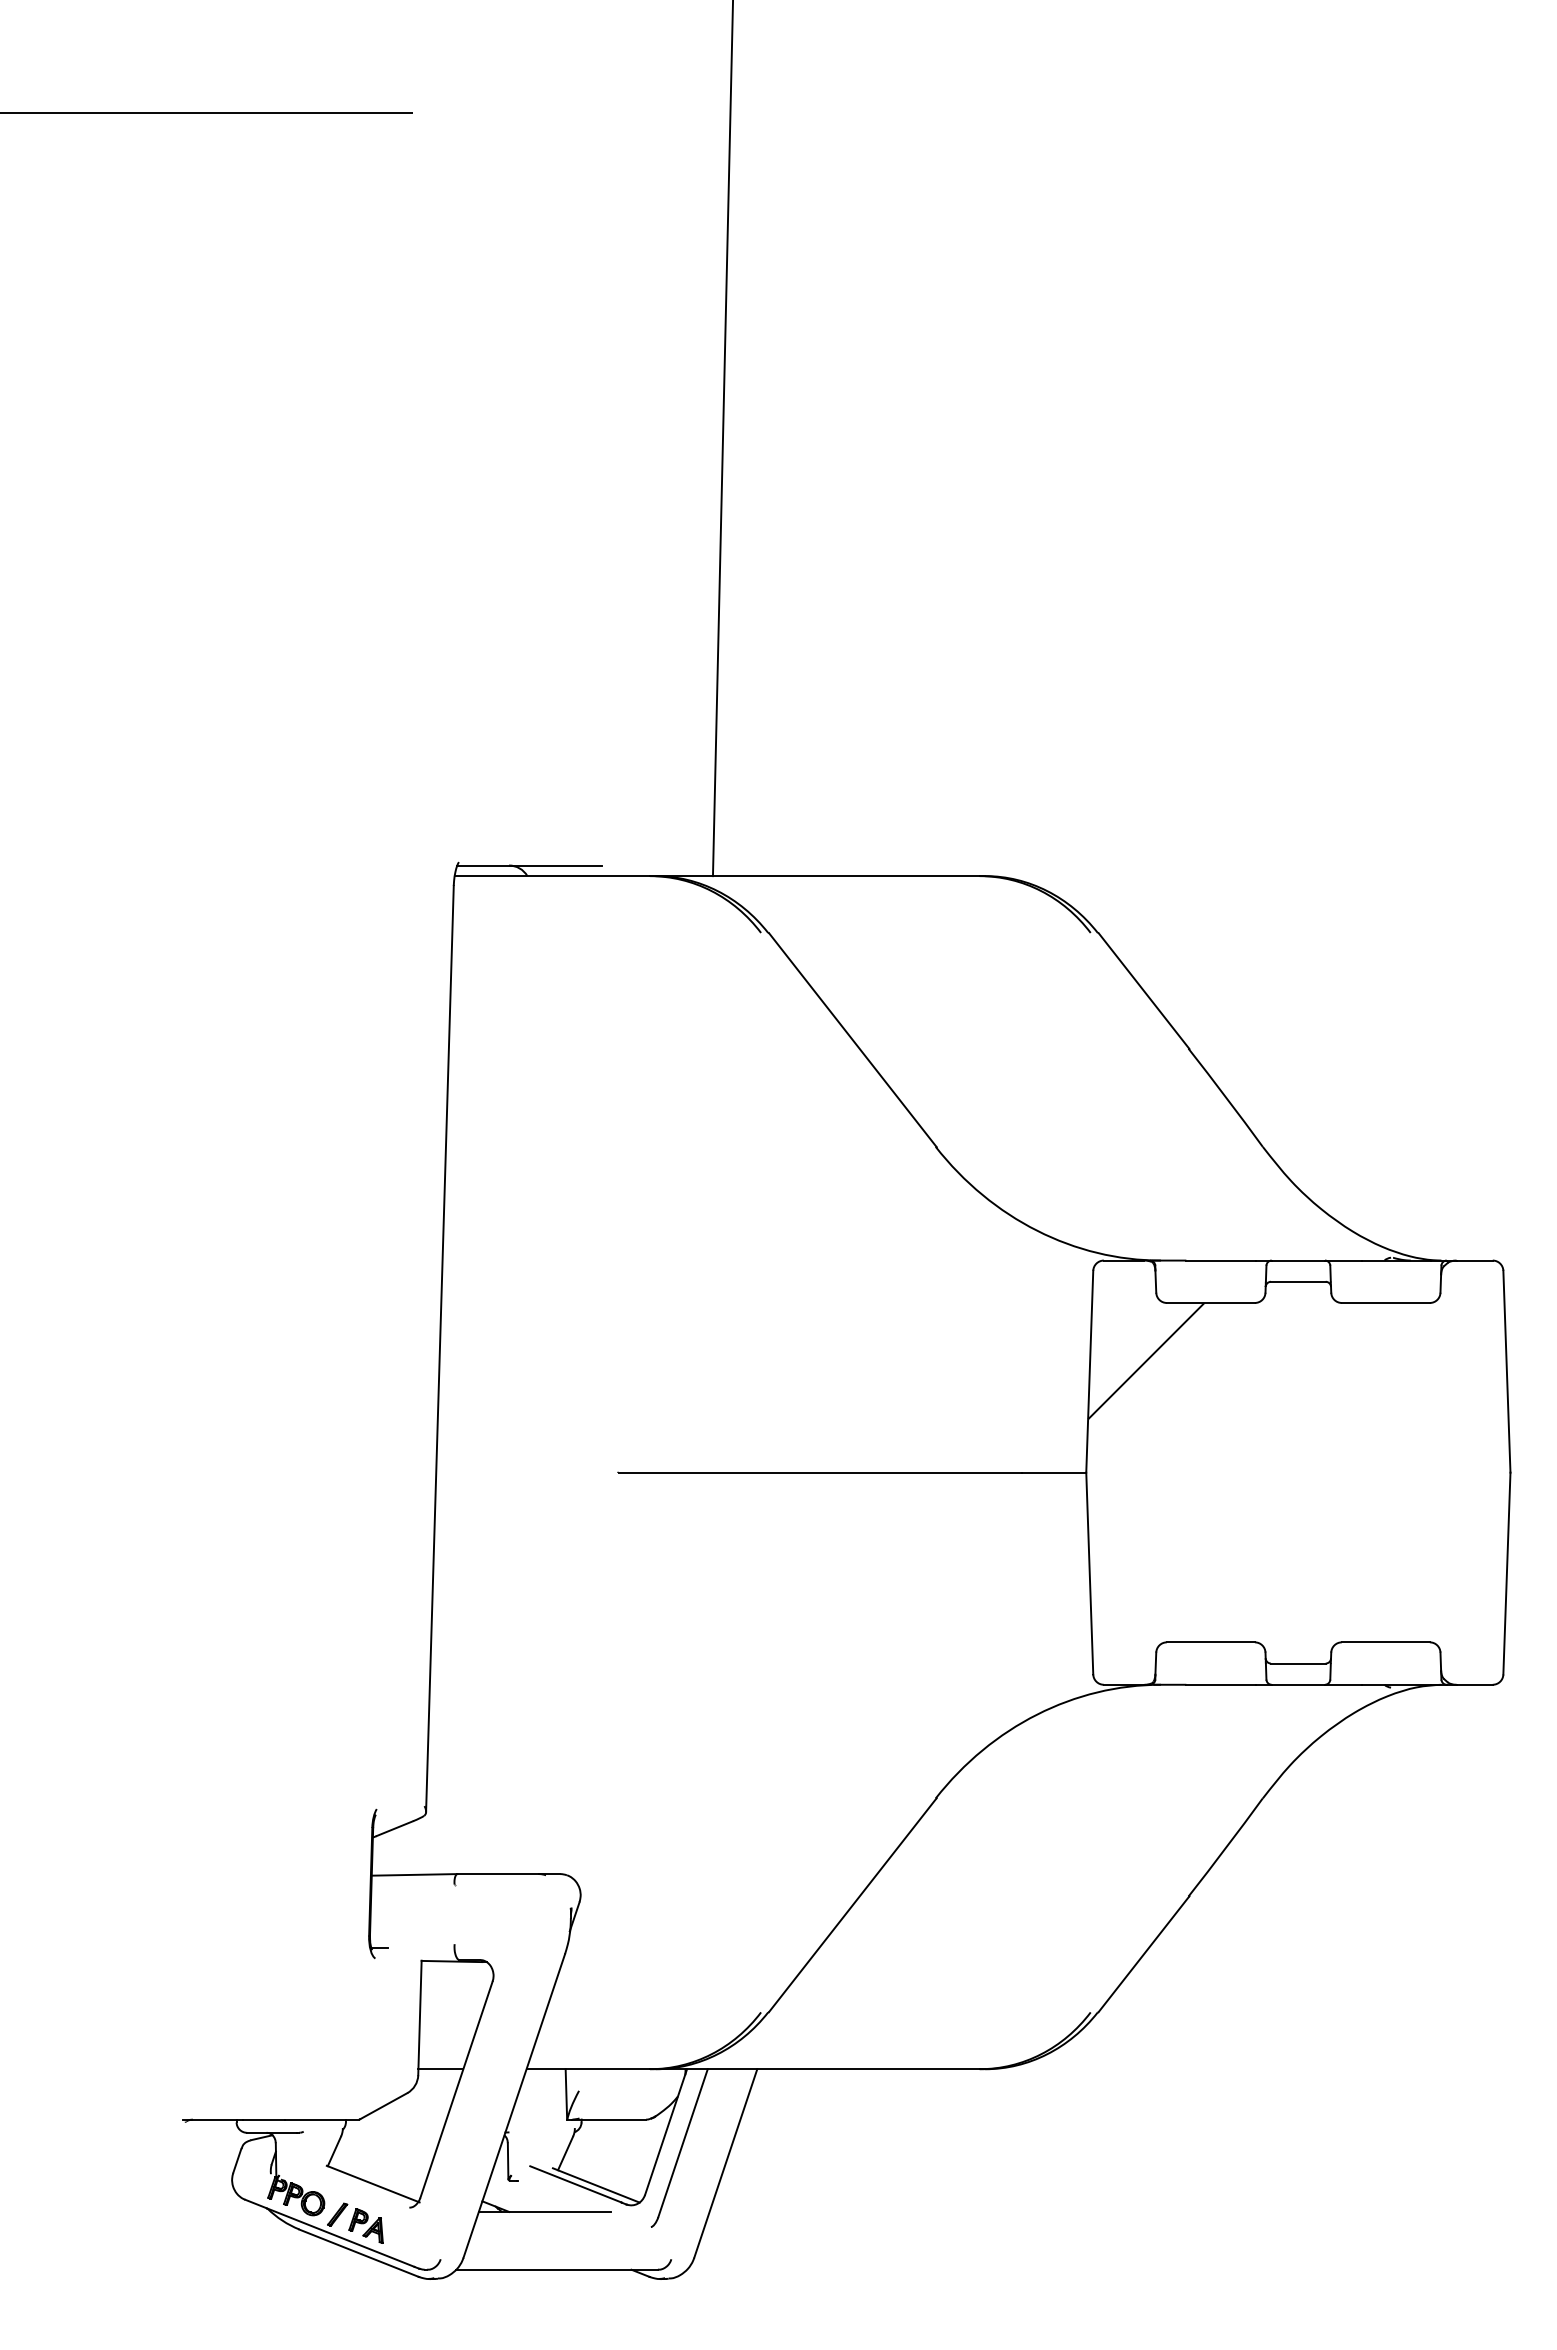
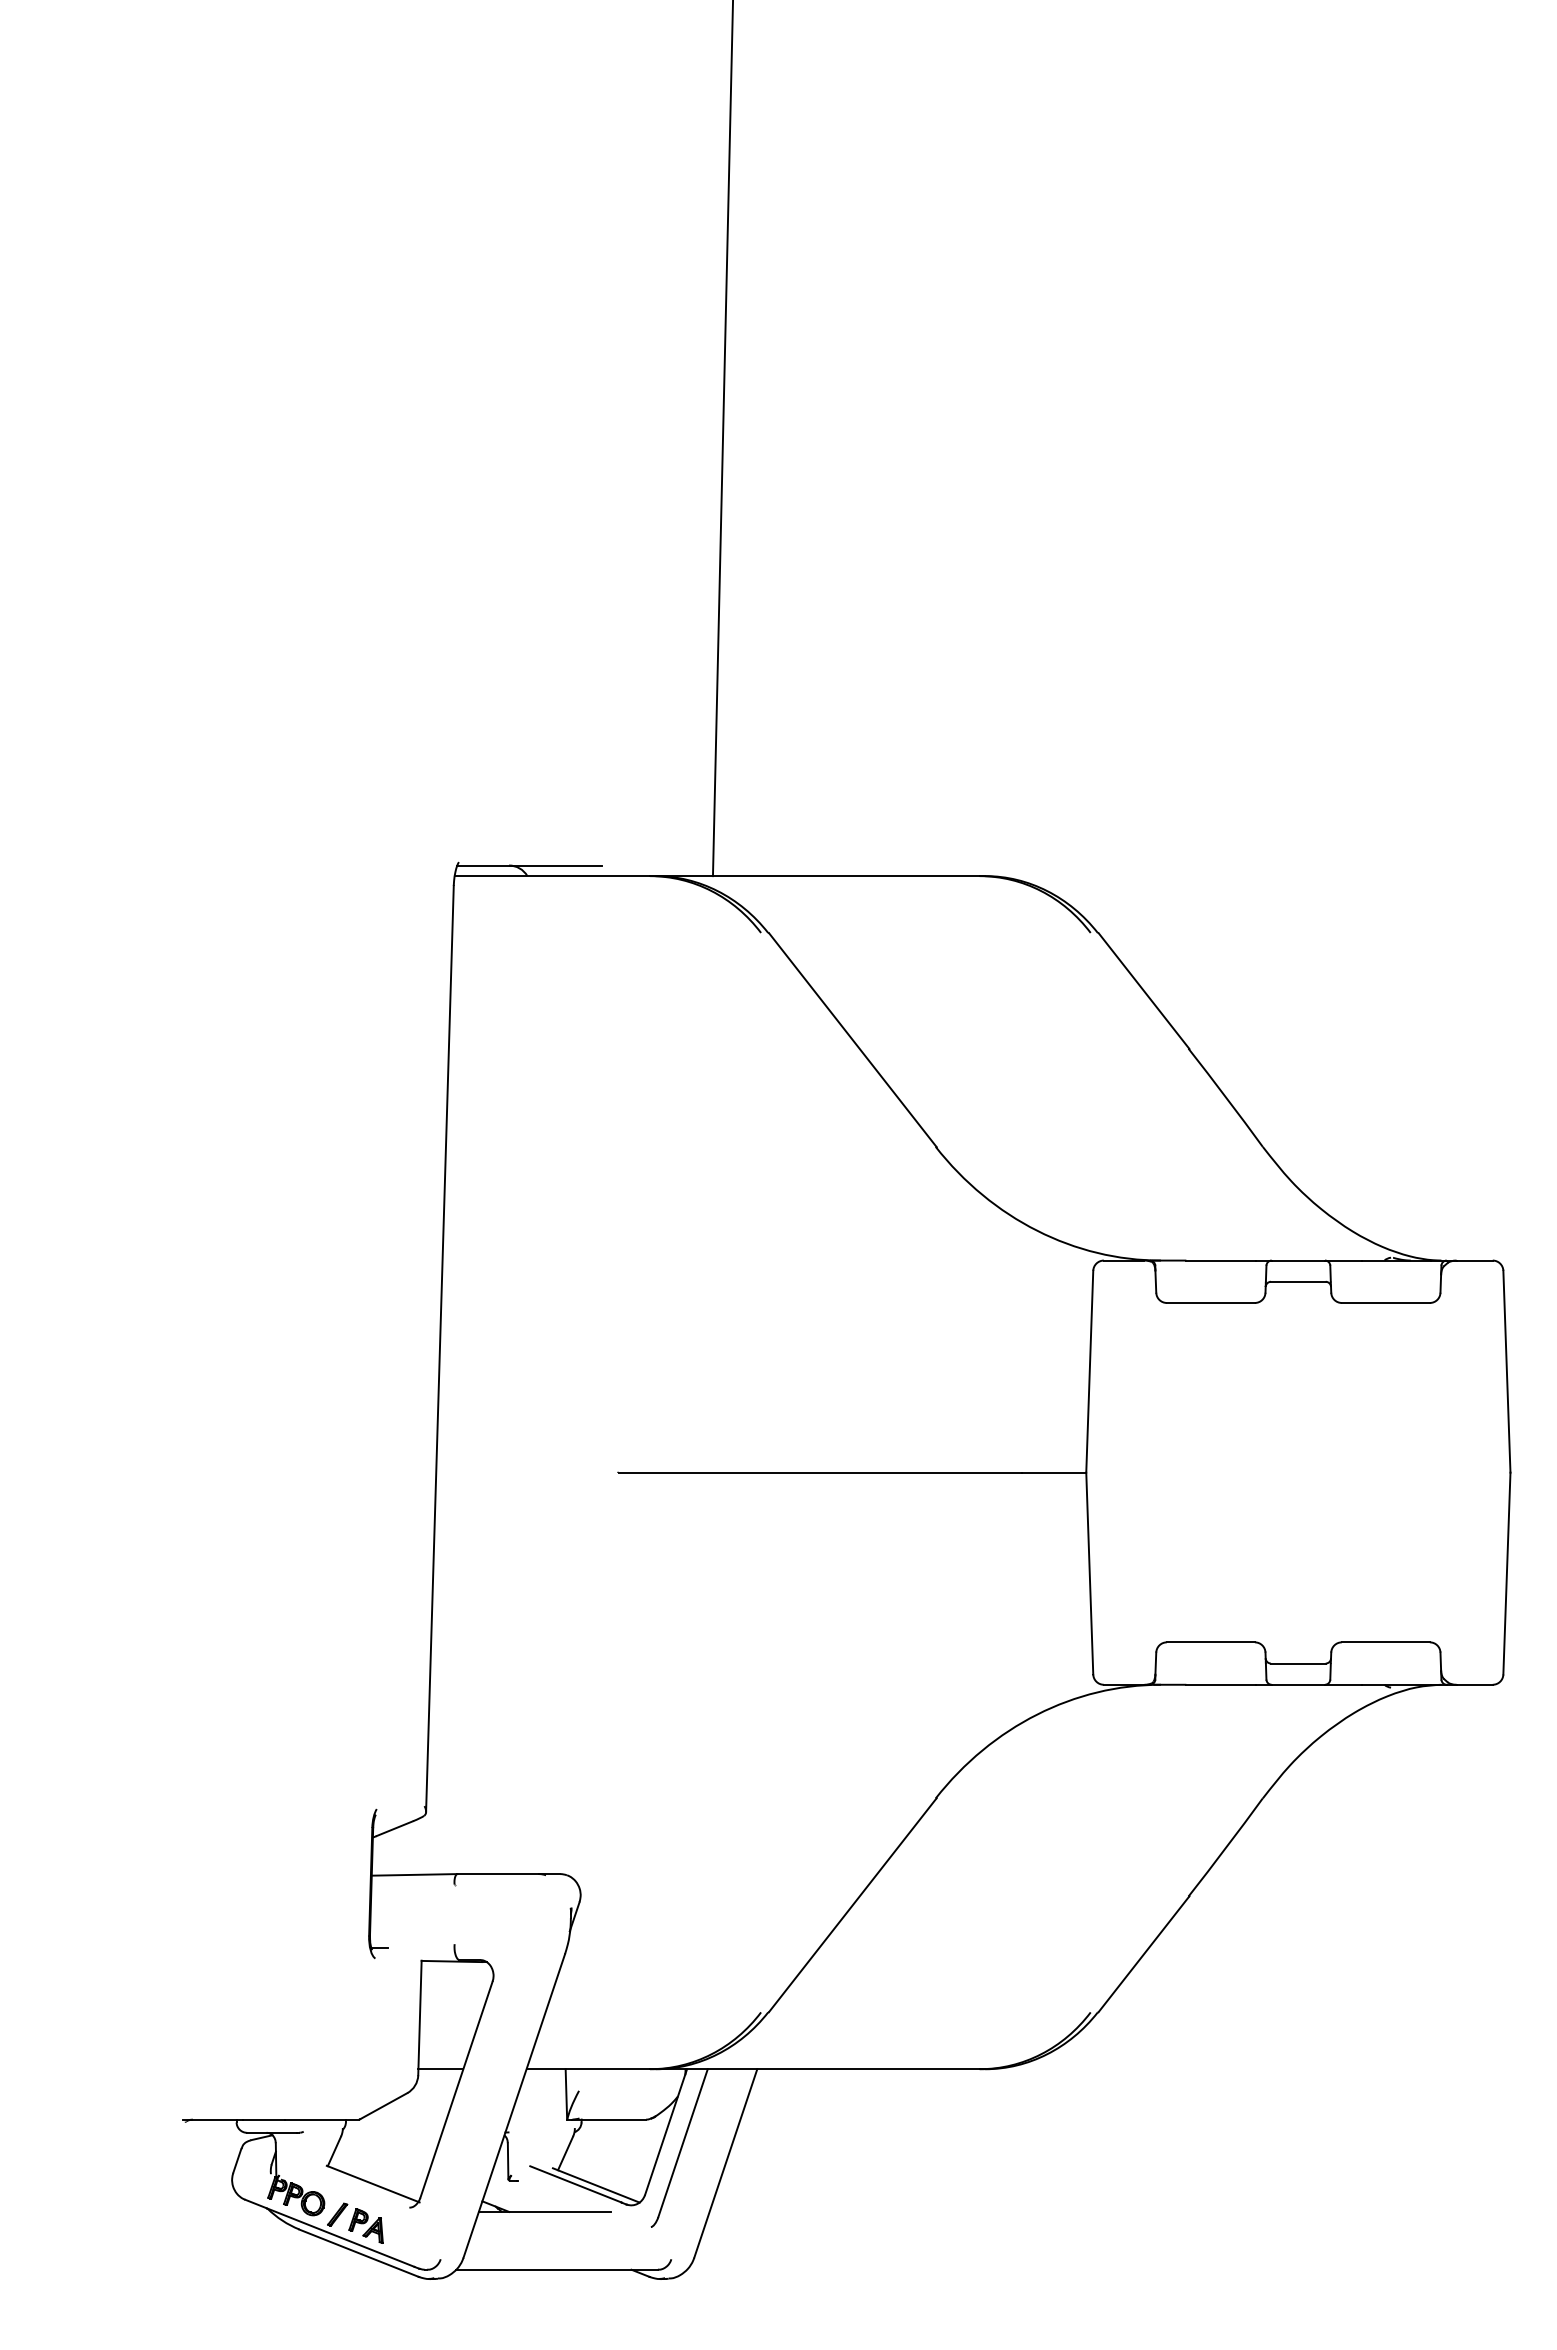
line: present -> none (207, 112)
hatch: present -> none (1146, 1360)
